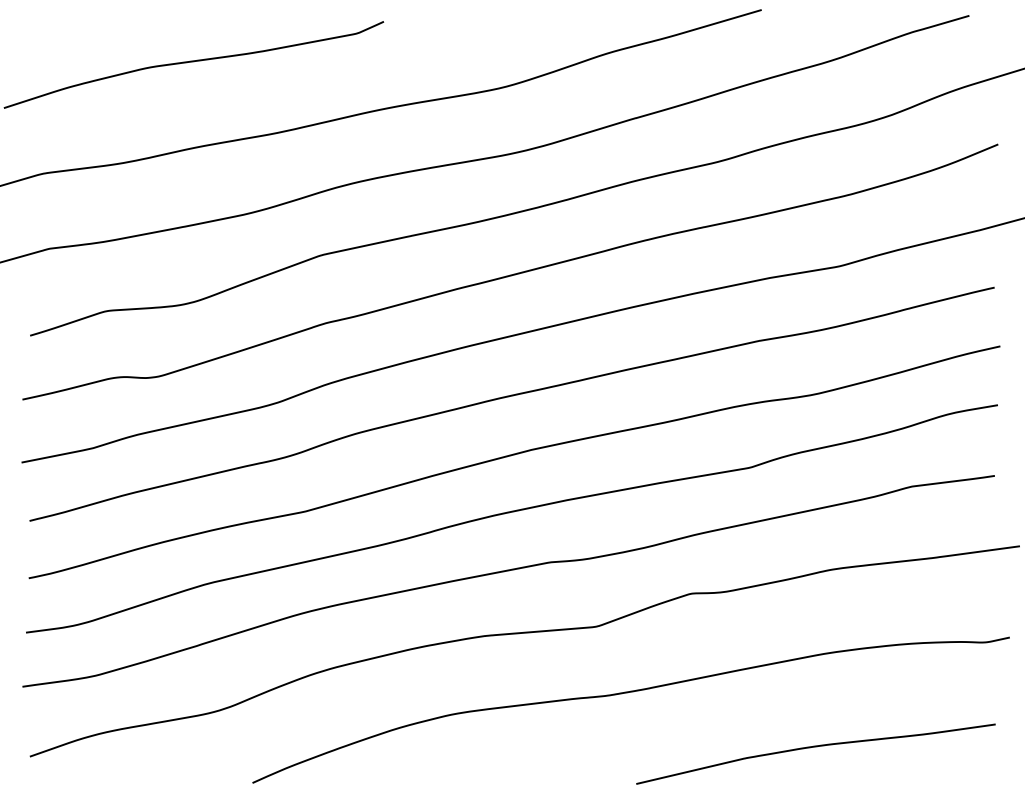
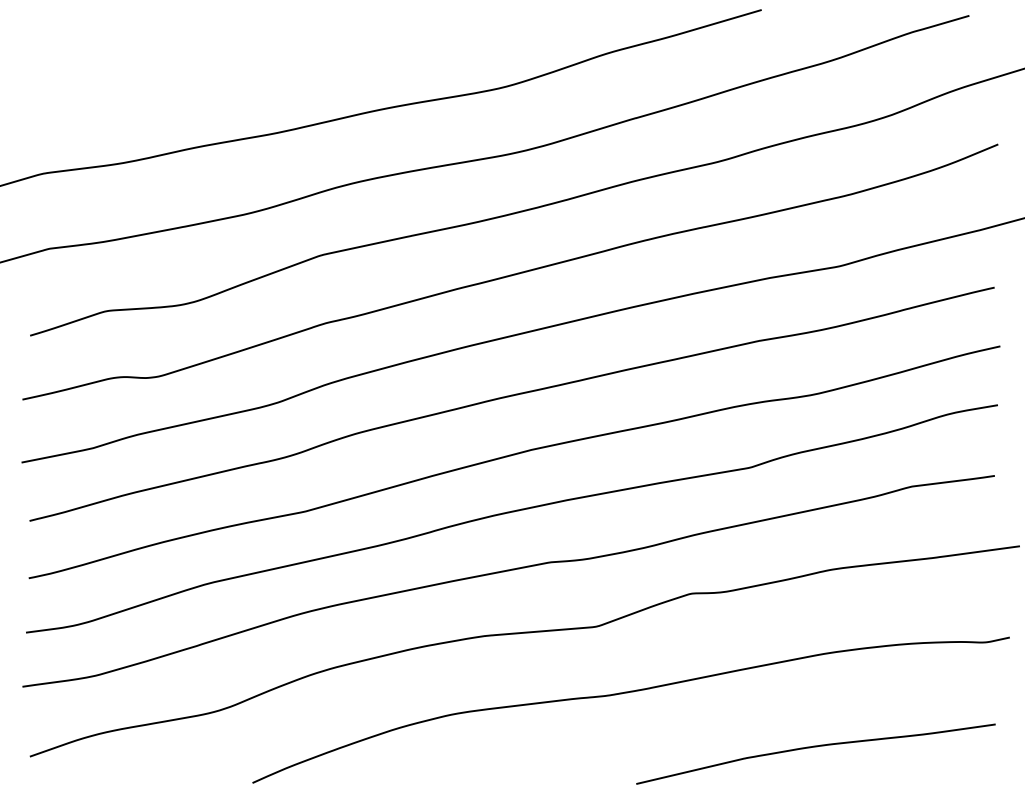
curve: present -> none (193, 62)
